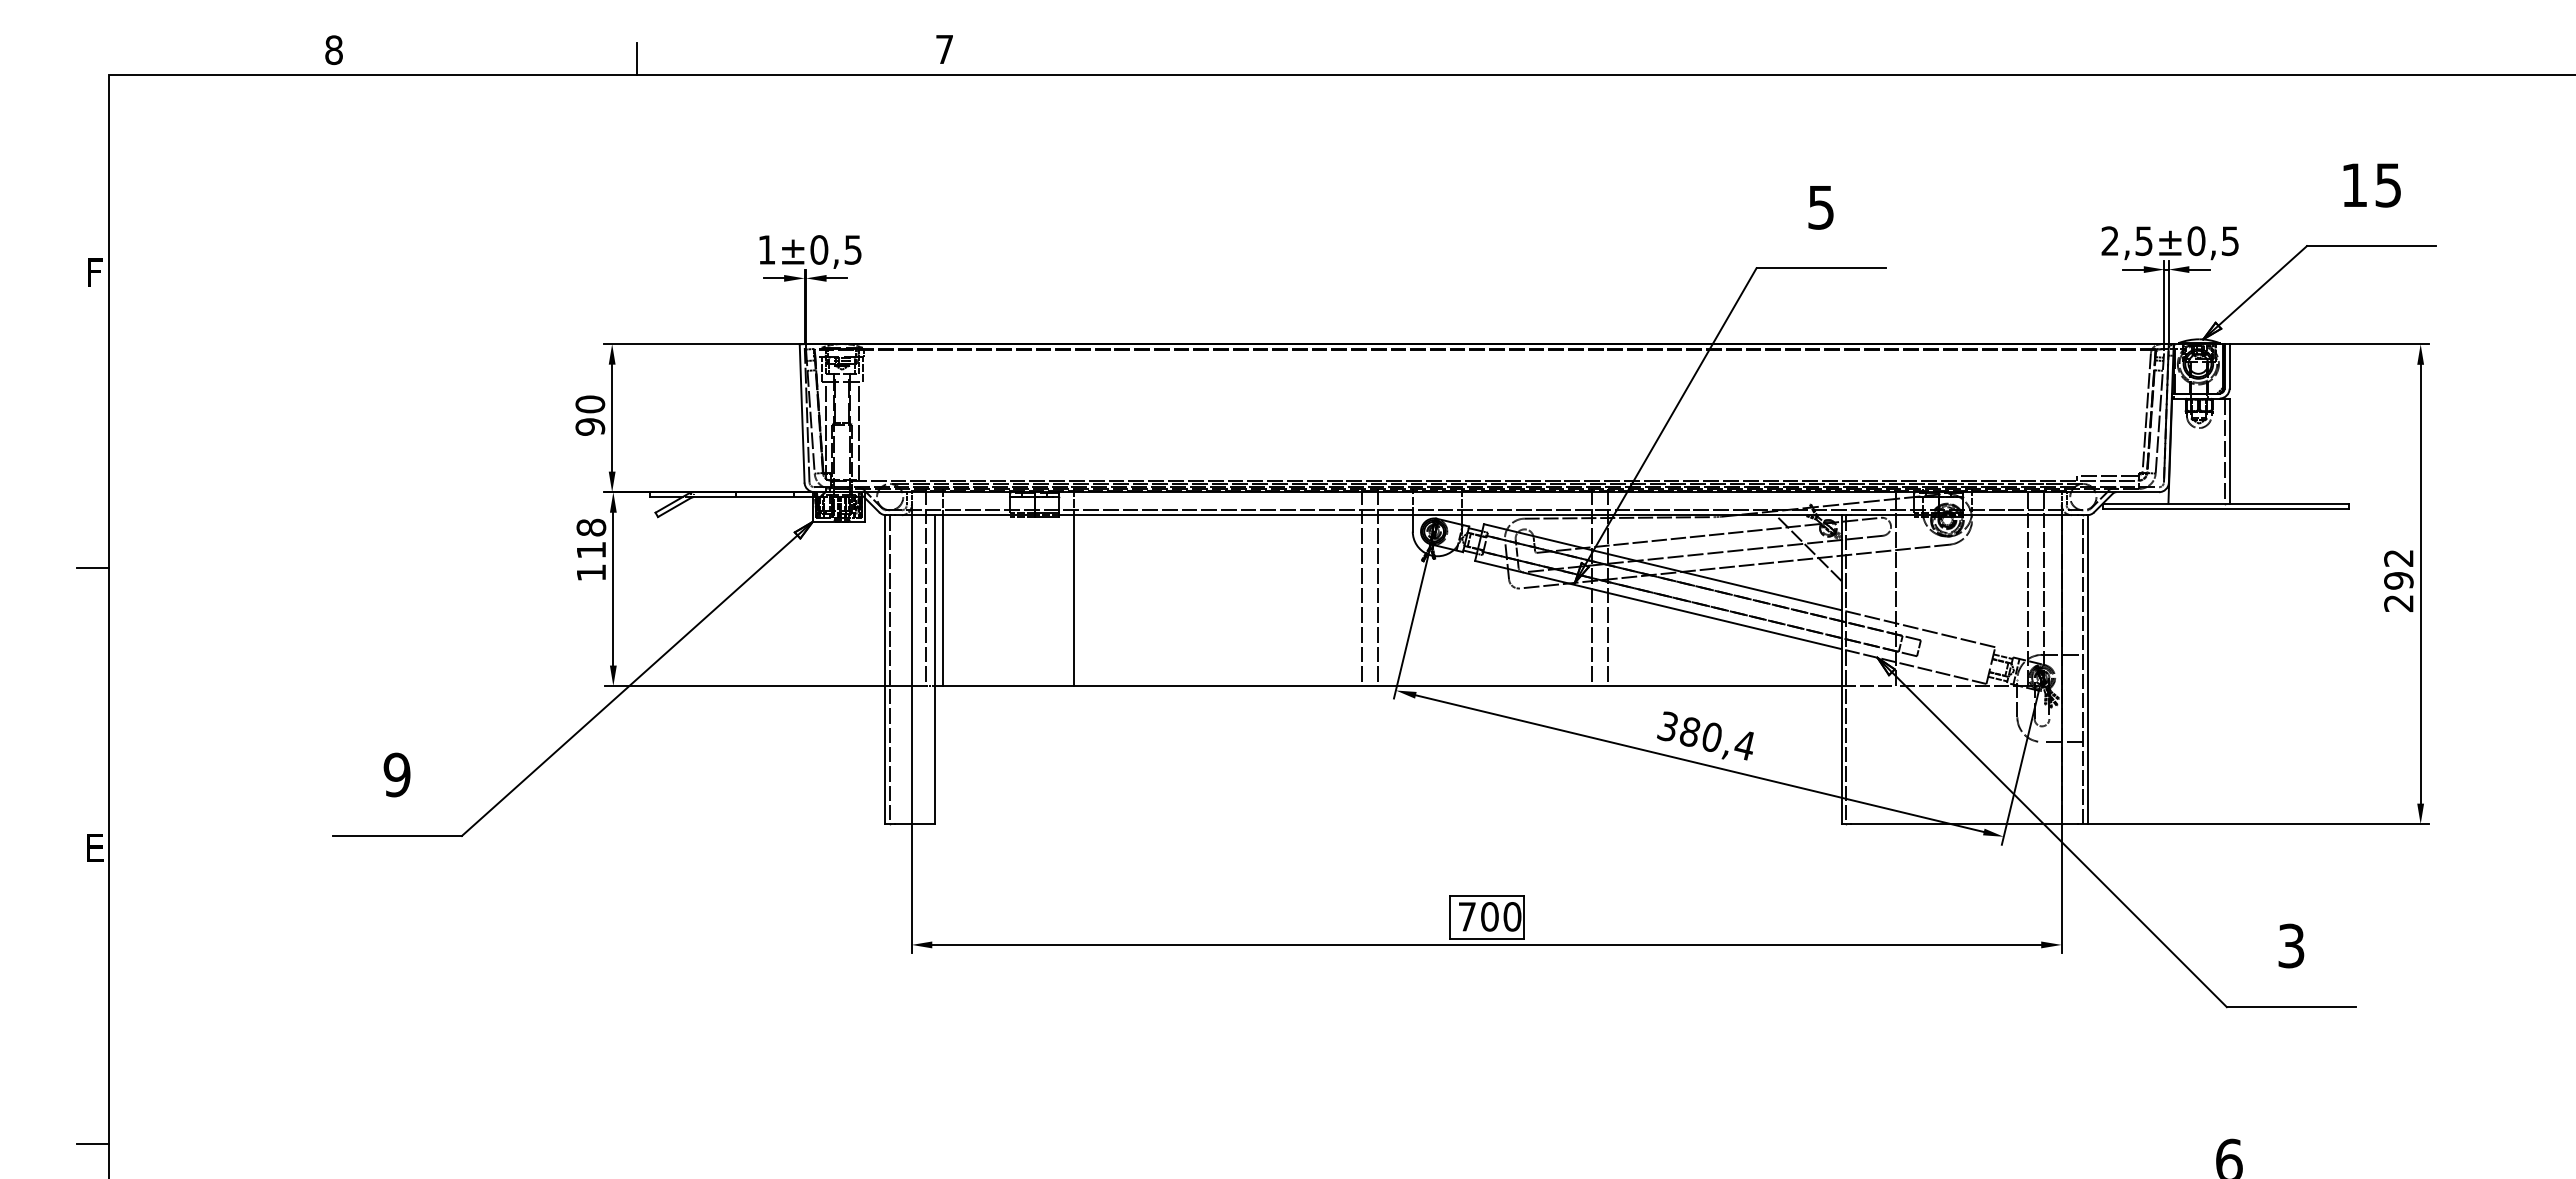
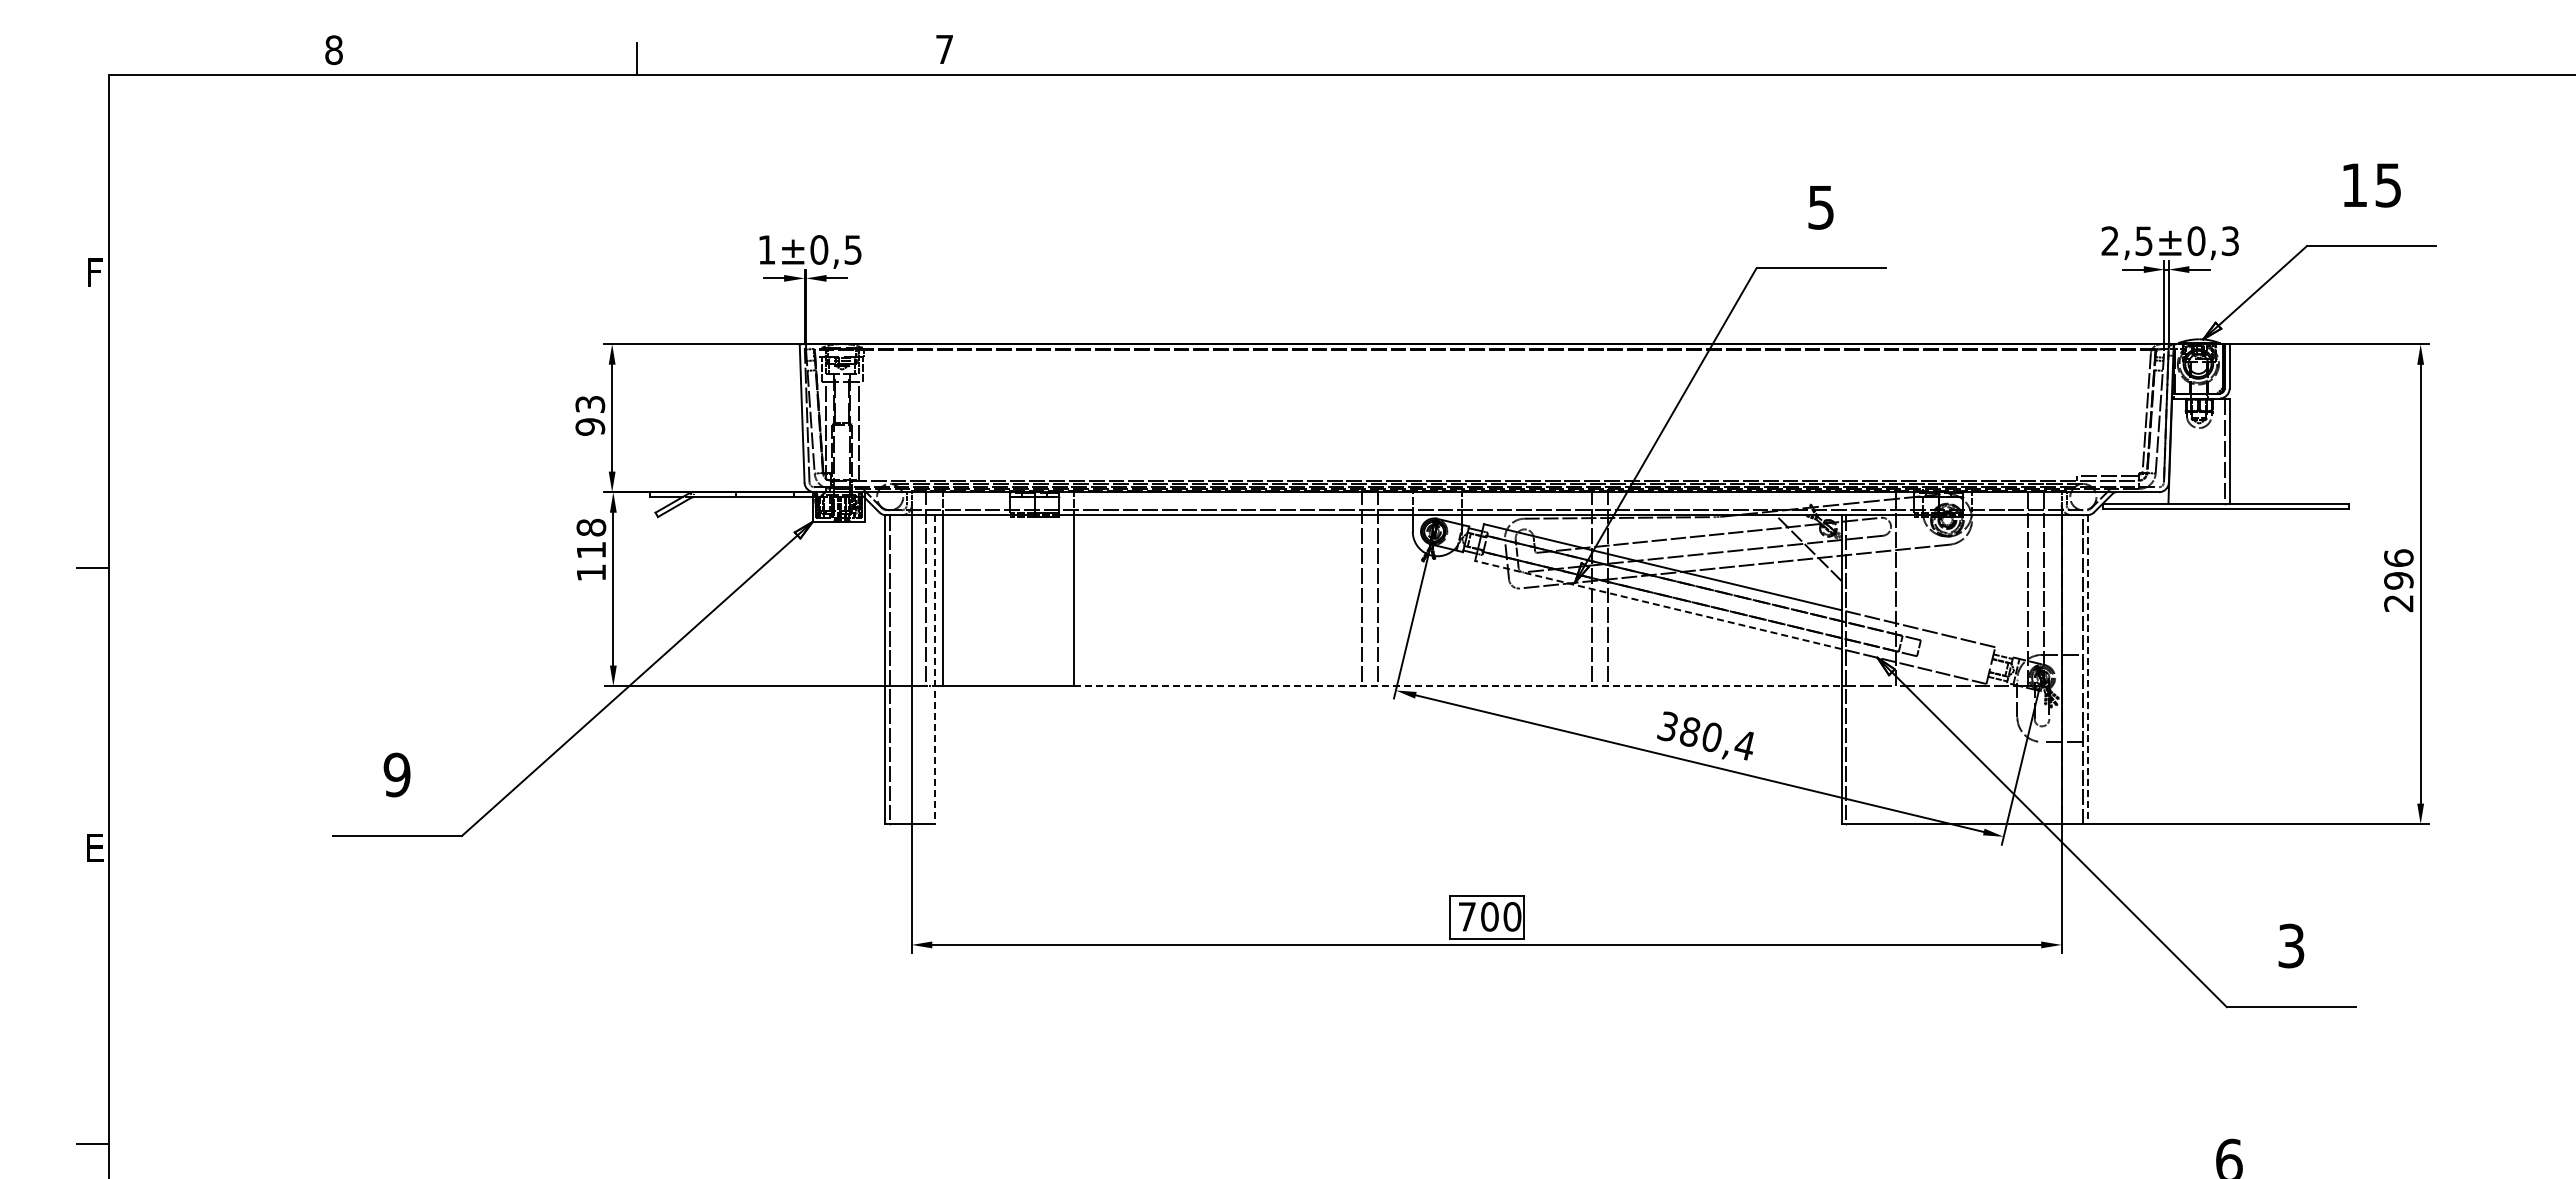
text: ±0,5 -> ±0,3 (2230, 240)
text: 90 -> 93 (590, 404)
text: 292 -> 296 (2398, 557)
line: solid -> dashed (1657, 604)
line: solid -> dashed (934, 670)
line: solid -> dashed (2088, 670)
line: solid -> dashed (1457, 686)
